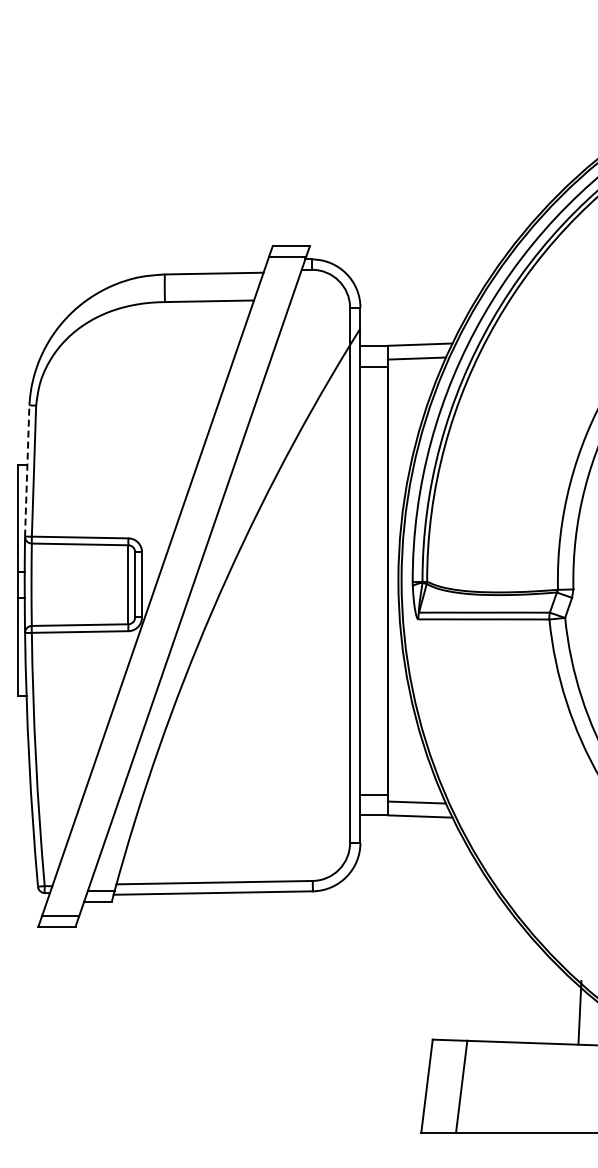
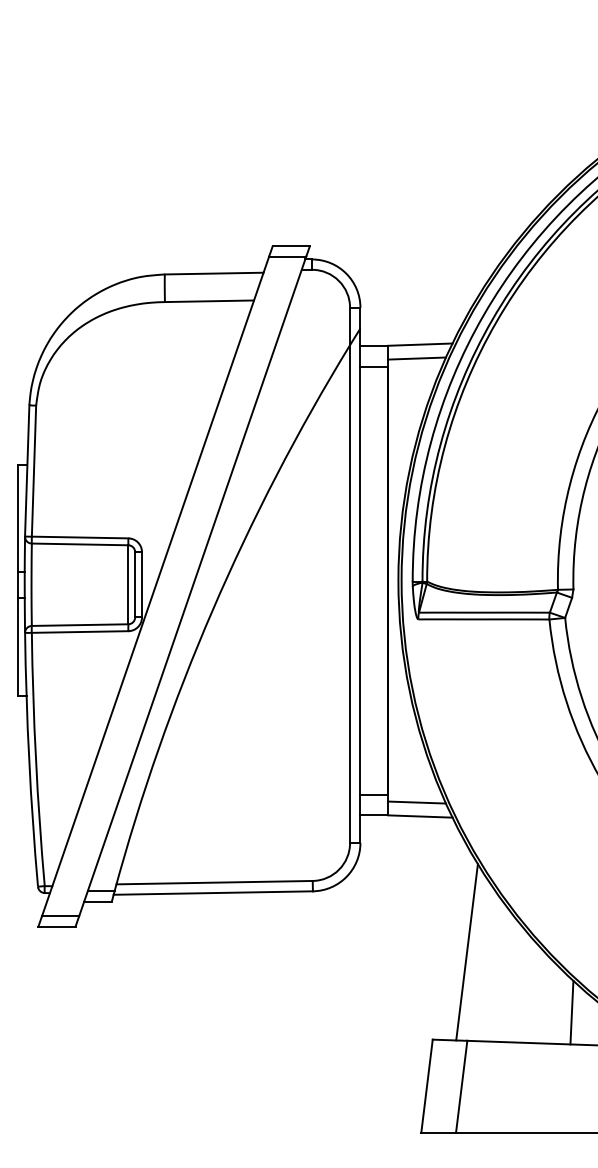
line: dashed -> solid (27, 470)
line: none -> present (466, 952)
line position: (579, 1012) -> (571, 1012) (571, 1012)
